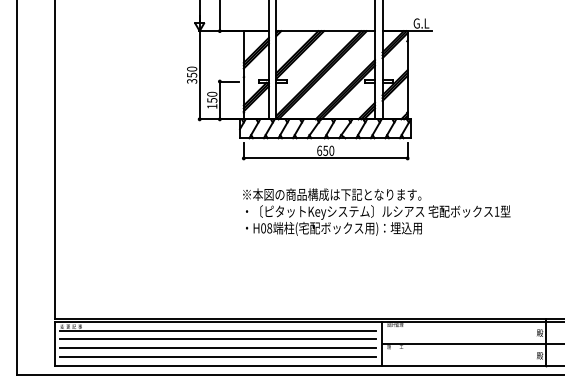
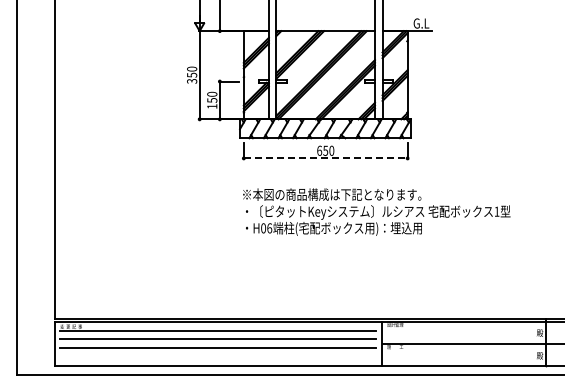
line: solid -> dashed (325, 158)
text: H08 -> H06 (269, 228)
line: present -> none (218, 357)
